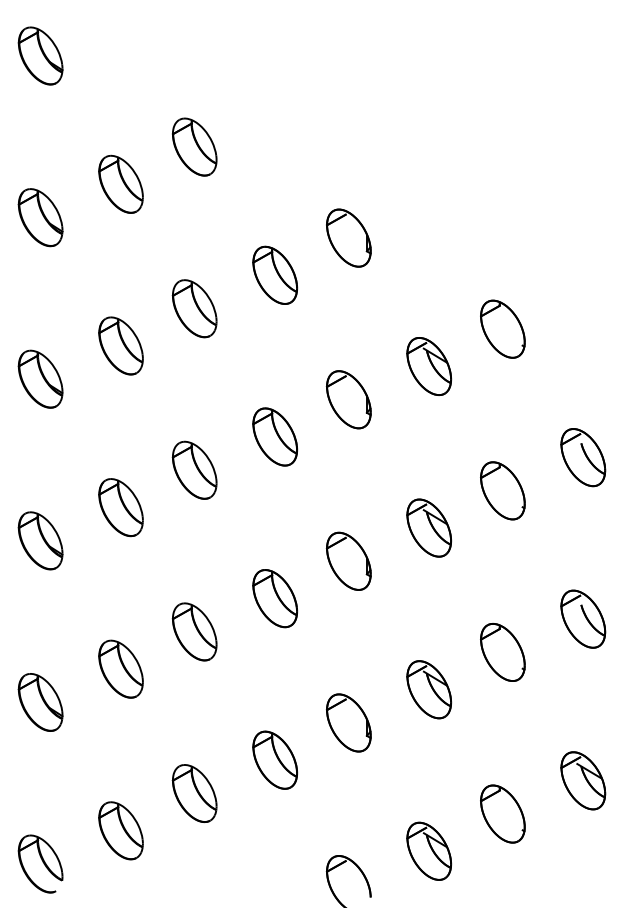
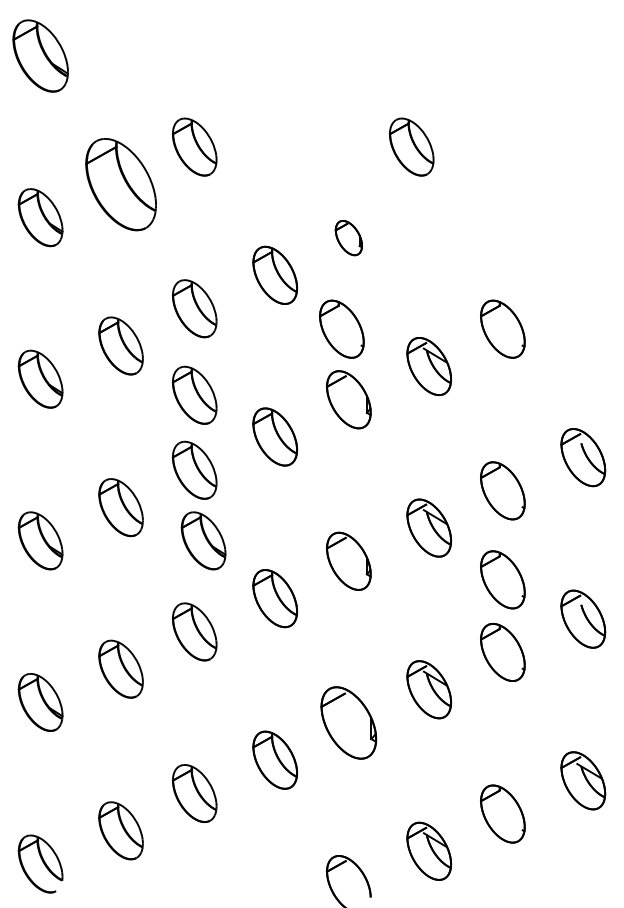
part size: 47x60 px -> 57x74 px (40, 55)
part: none -> present (411, 146)
part size: 46x60 px -> 72x94 px (120, 184)
part size: 46x60 px -> 29x37 px (348, 238)
part: none -> present (341, 328)
part: none -> present (194, 394)
part: none -> present (203, 540)
part: none -> present (502, 579)
part size: 46x60 px -> 58x74 px (348, 722)
